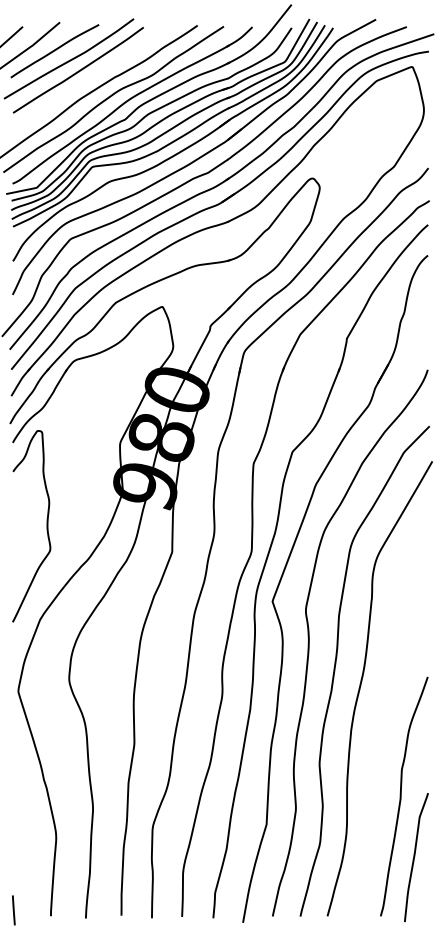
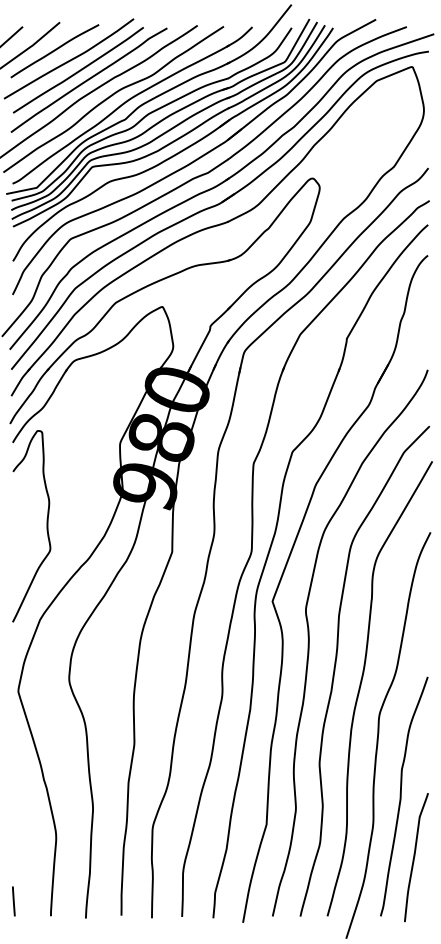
curve: none -> present (88, 79)
curve: none -> present (379, 733)
line position: (13, 910) -> (13, 901) (13, 901)
